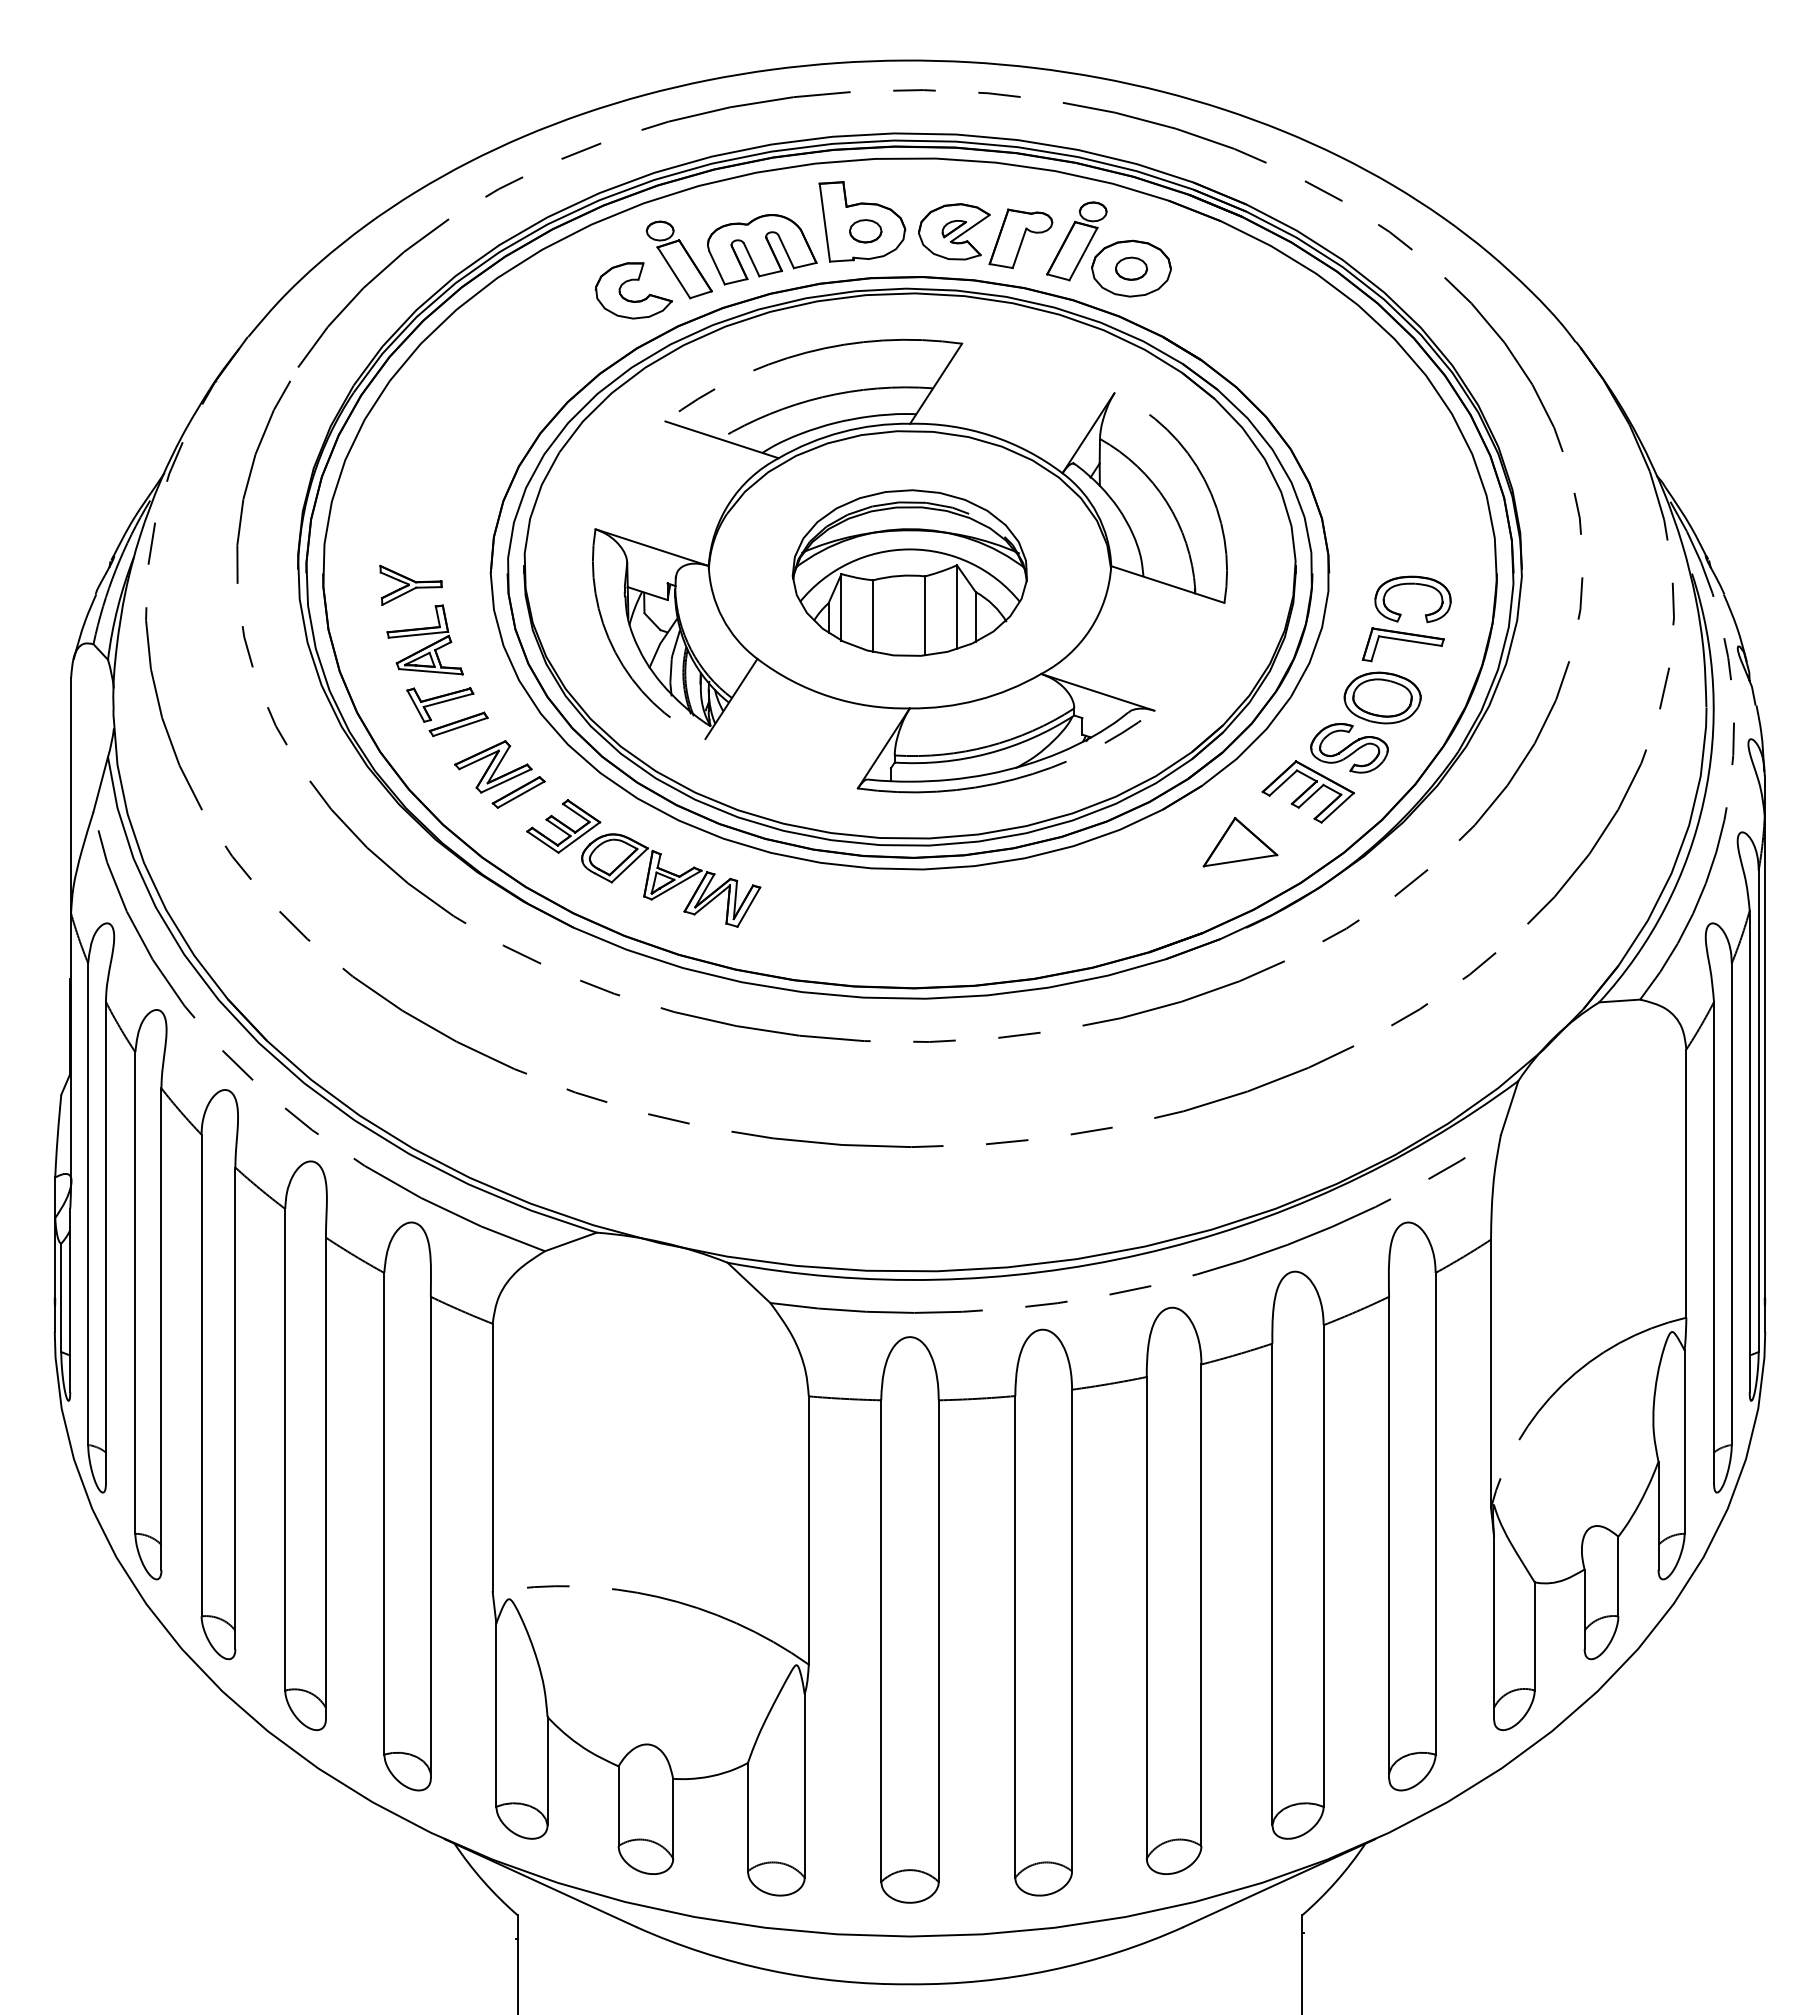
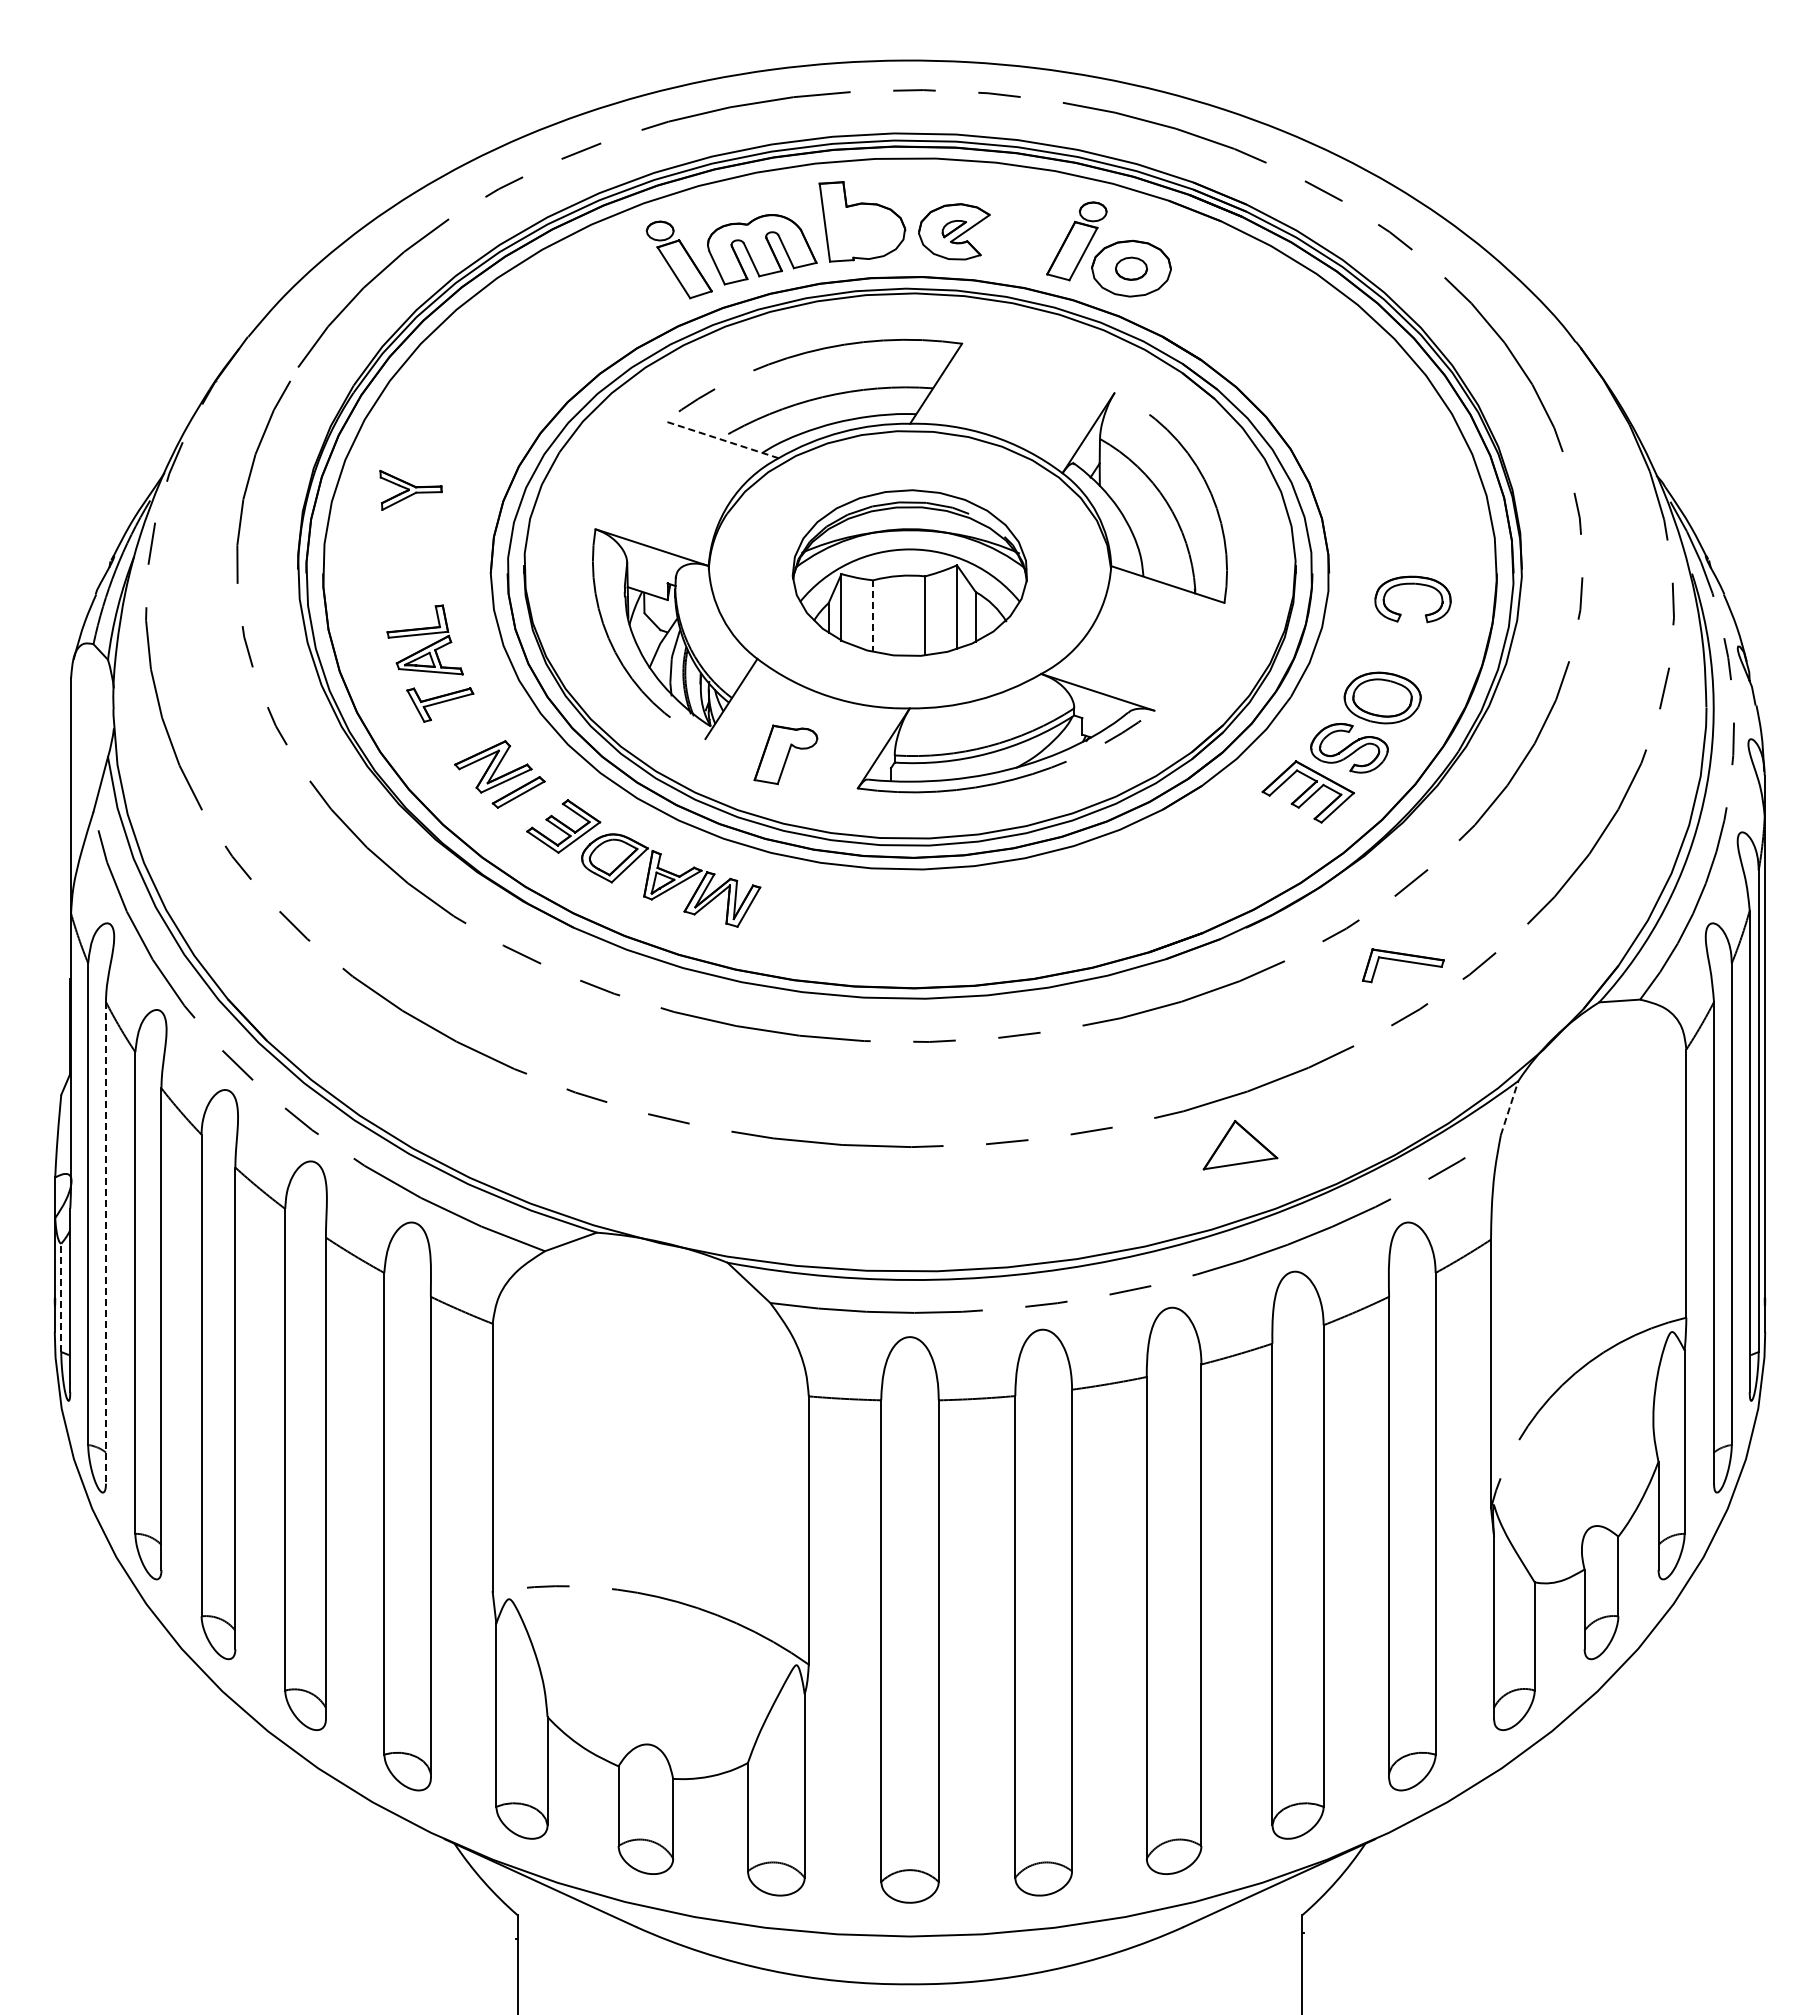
part: present -> none (865, 231)
part position: (1020, 238) -> (785, 754) (785, 754)
part: present -> none (630, 281)
line: solid -> dashed (722, 439)
part position: (410, 585) -> (410, 490) (410, 490)
line: solid -> dashed (873, 616)
part position: (1403, 644) -> (1403, 965) (1403, 965)
part: present -> none (458, 724)
part position: (1240, 842) -> (1240, 1145) (1240, 1145)
line: solid -> dashed (1509, 1107)
line: solid -> dashed (105, 1242)
line: solid -> dashed (61, 1297)
